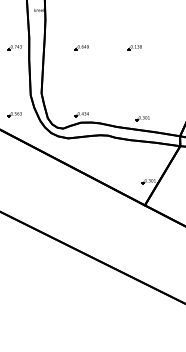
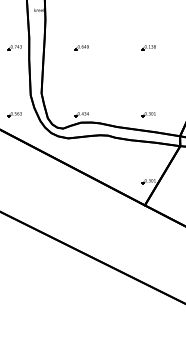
part position: (134, 47) -> (148, 47) (148, 47)
part position: (142, 118) -> (148, 114) (148, 114)
